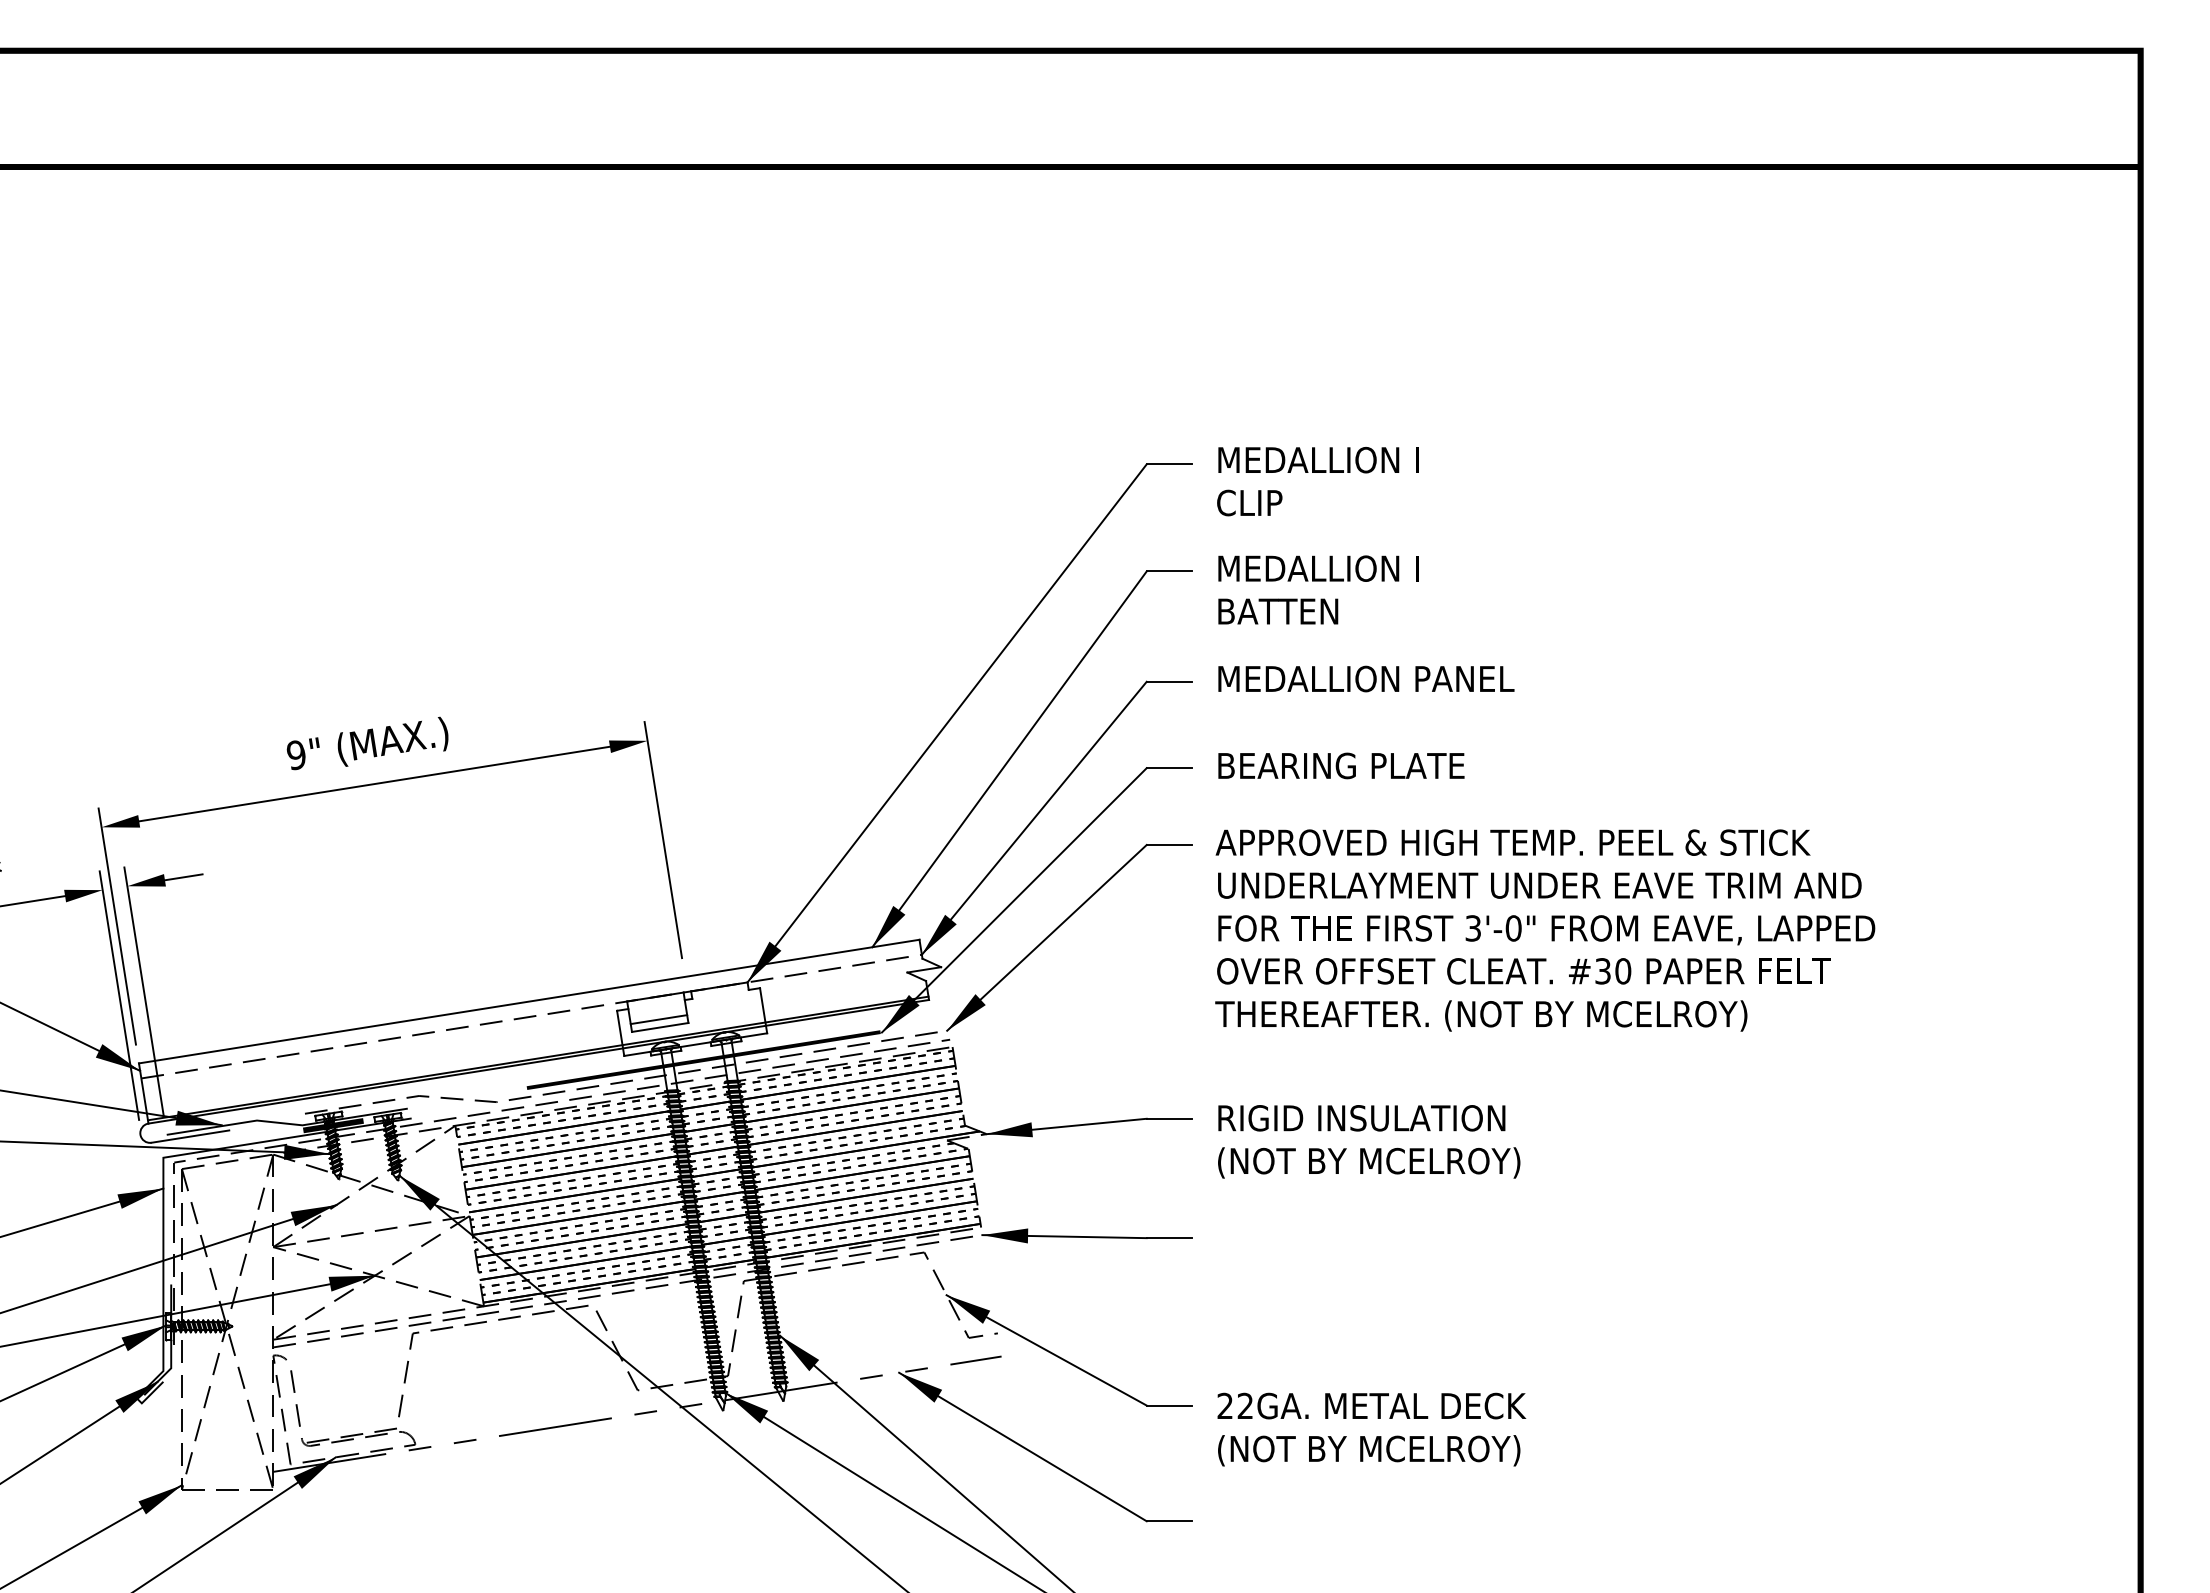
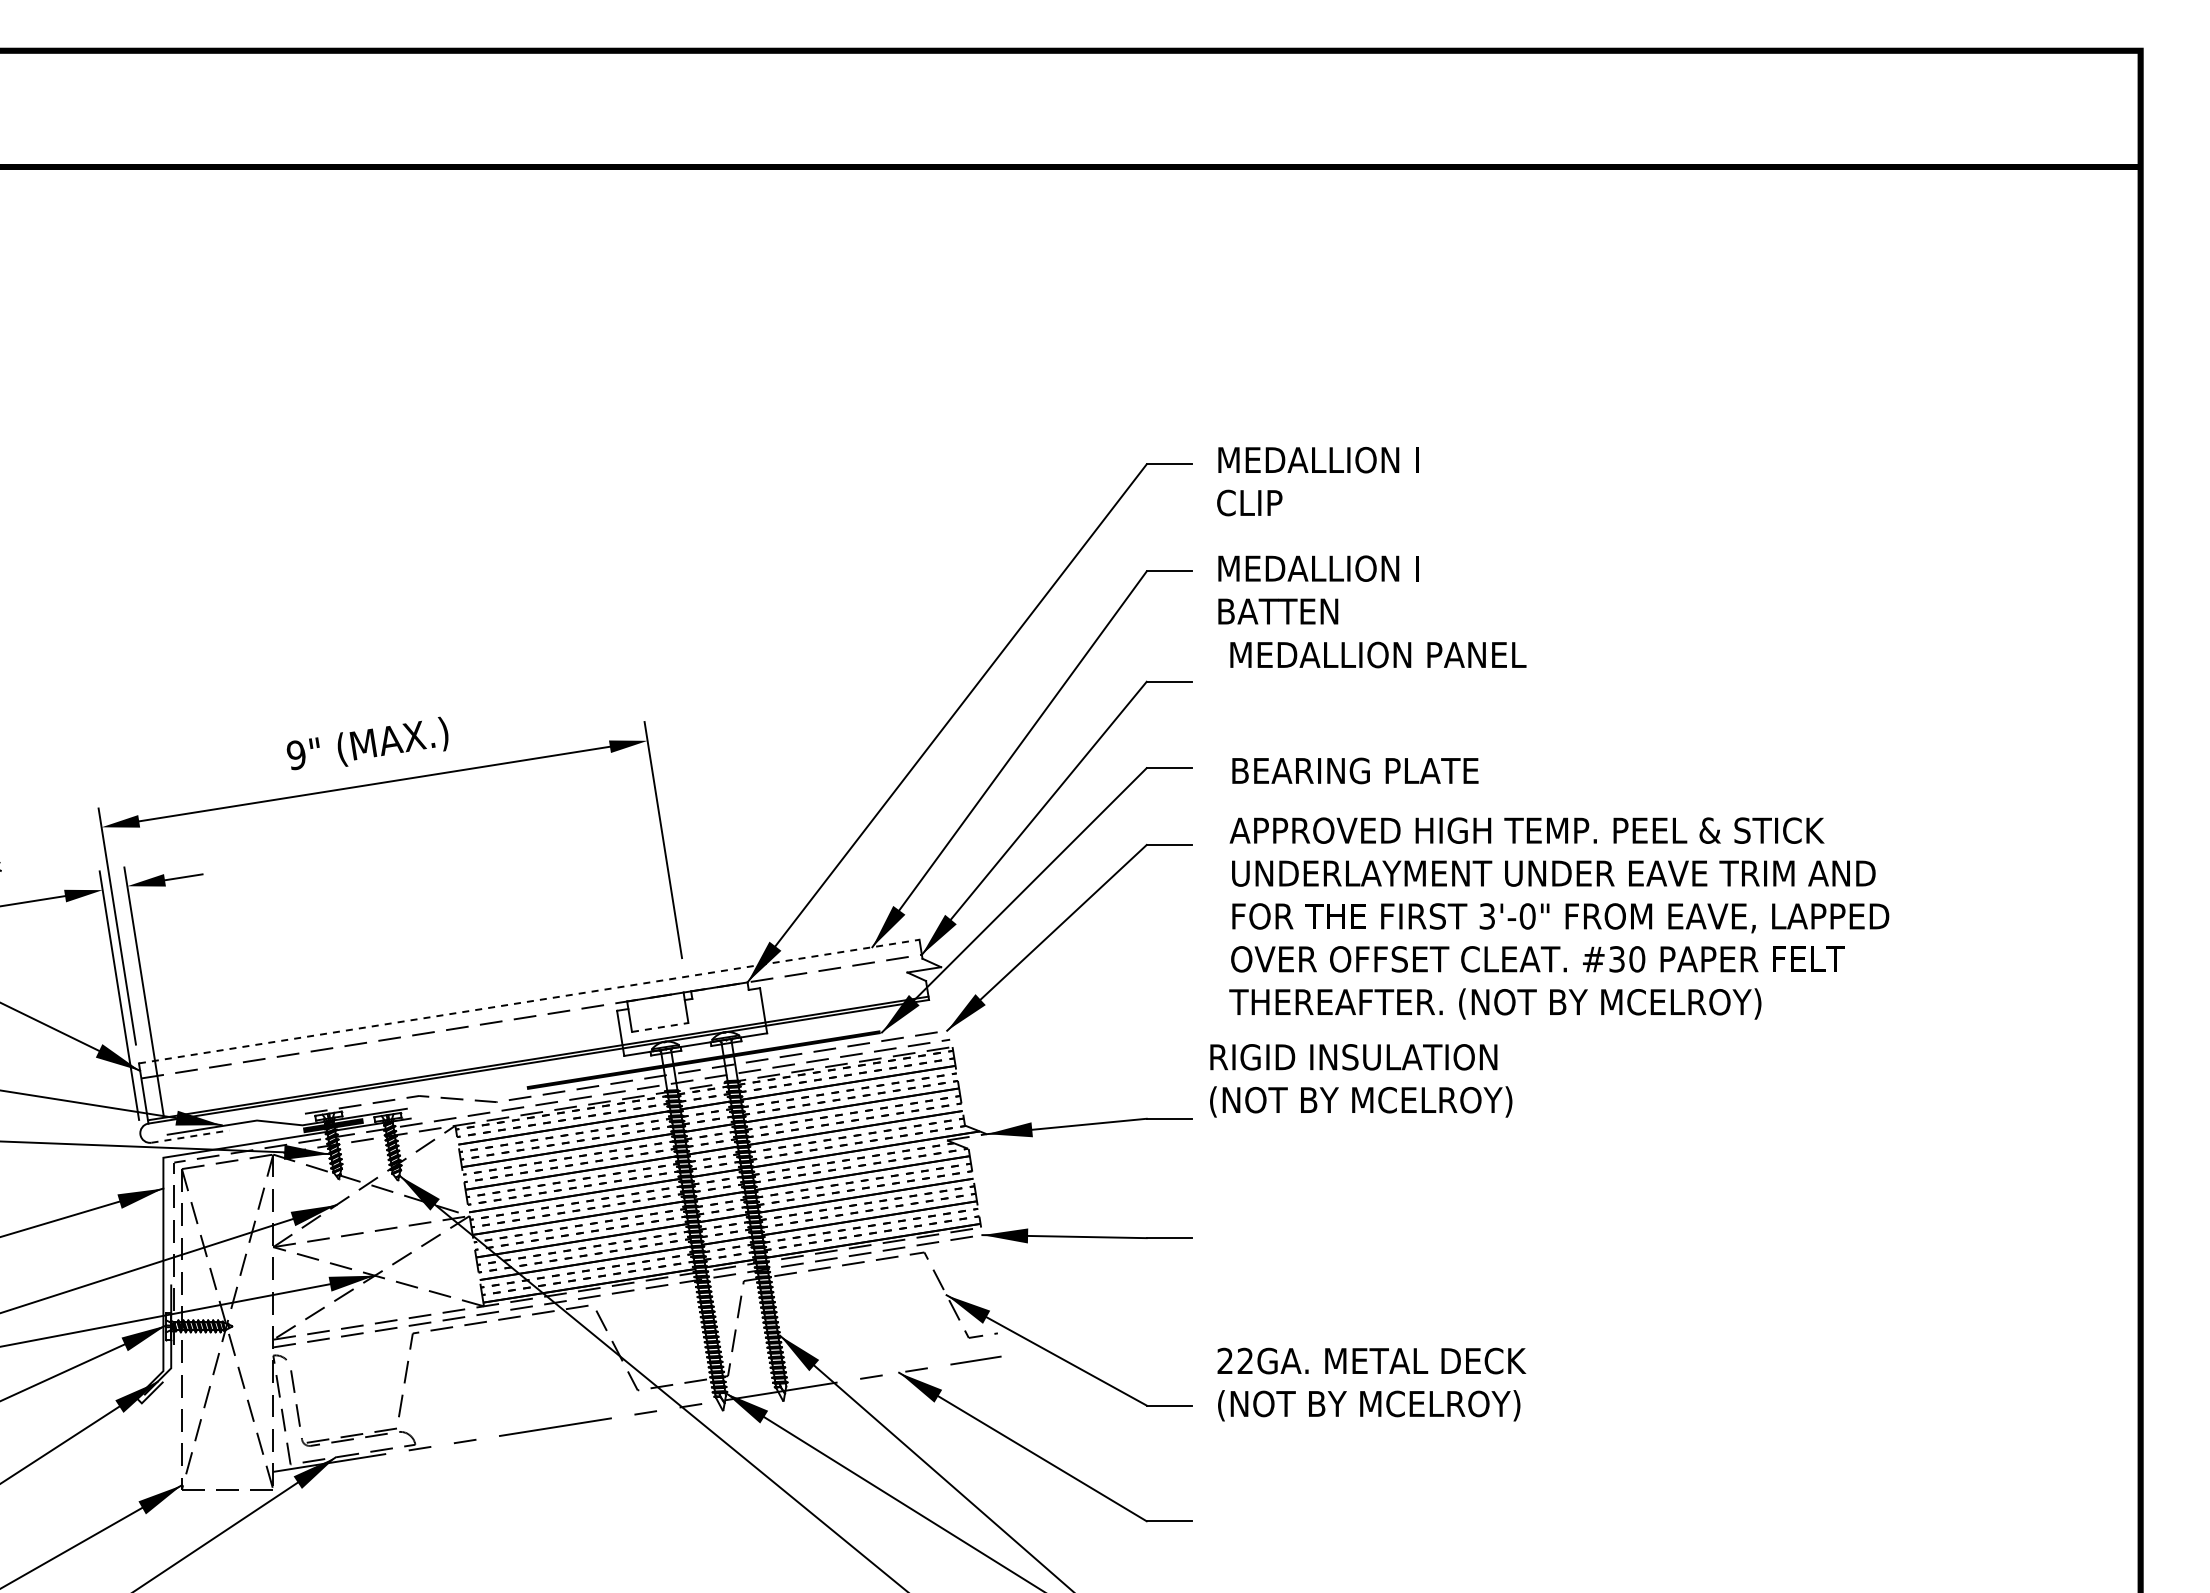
text position: (1366, 678) -> (1378, 654) (1378, 654)
text position: (1341, 765) -> (1355, 770) (1355, 770)
text position: (1545, 930) -> (1559, 918) (1559, 918)
line: solid -> dashed (529, 1001)
line: present -> none (658, 1019)
line: solid -> dashed (660, 1027)
line: solid -> dashed (190, 1136)
text position: (1369, 1141) -> (1361, 1080) (1361, 1080)
text position: (1371, 1429) -> (1371, 1384) (1371, 1384)
